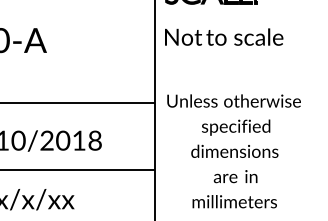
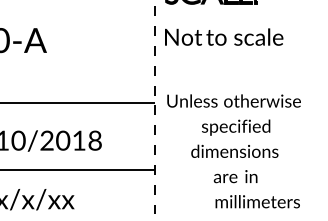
line: solid -> dashed (154, 110)
text position: (234, 201) -> (257, 201) (257, 201)
